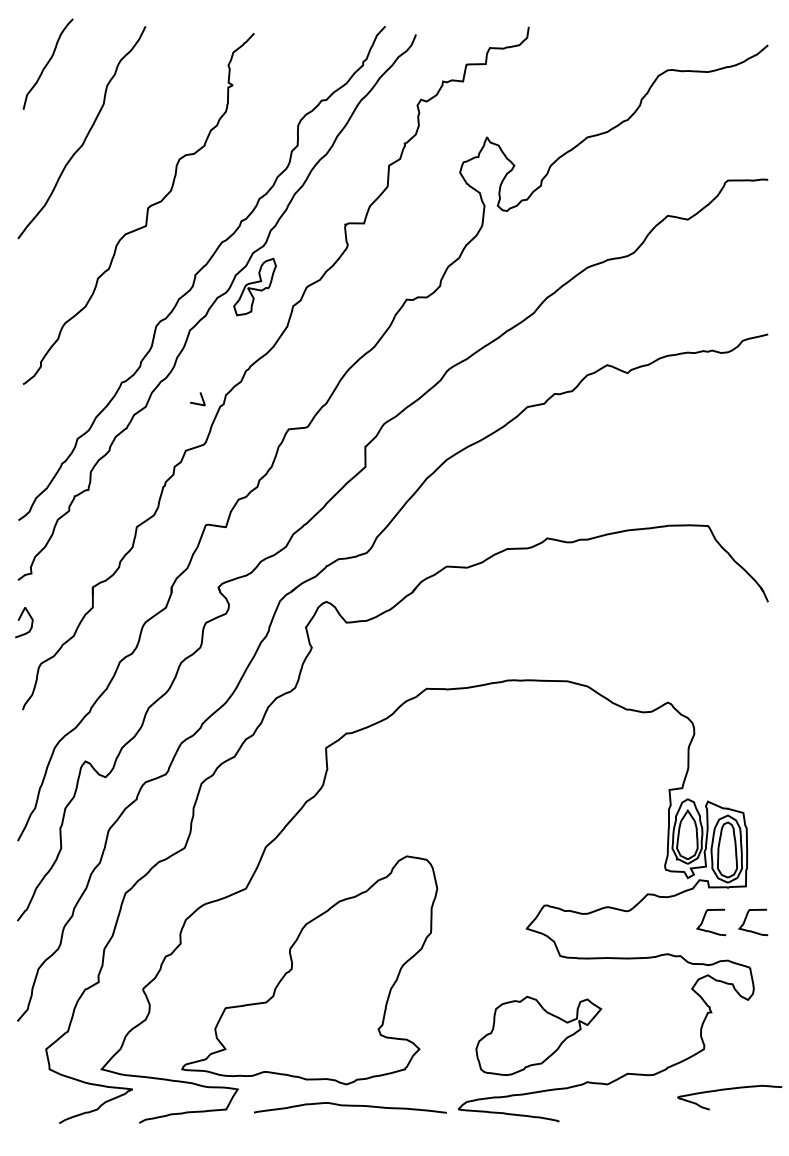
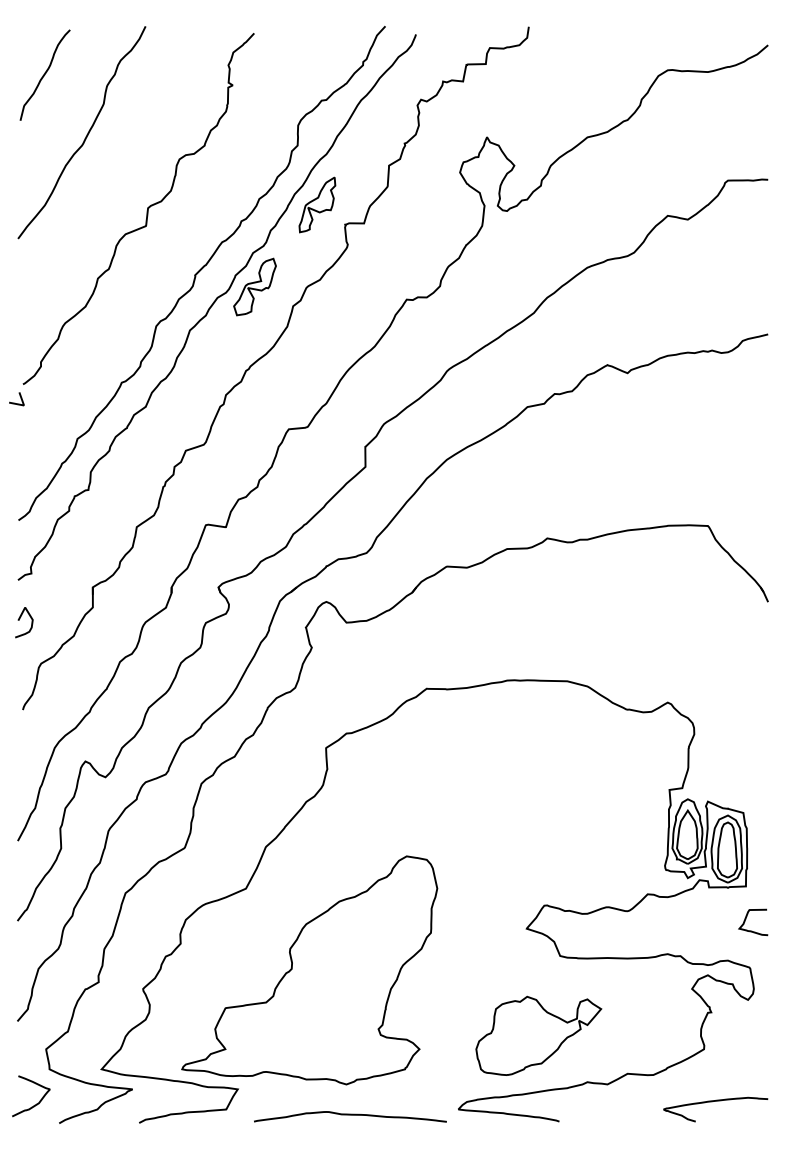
curve position: (47, 63) -> (44, 74) (44, 74)
part: none -> present (317, 204)
line position: (196, 402) -> (15, 402) (15, 402)
curve: present -> none (704, 919)
curve position: (726, 1090) -> (712, 1102) (712, 1102)
curve: none -> present (34, 1104)
curve position: (350, 1106) -> (350, 1115) (350, 1115)
